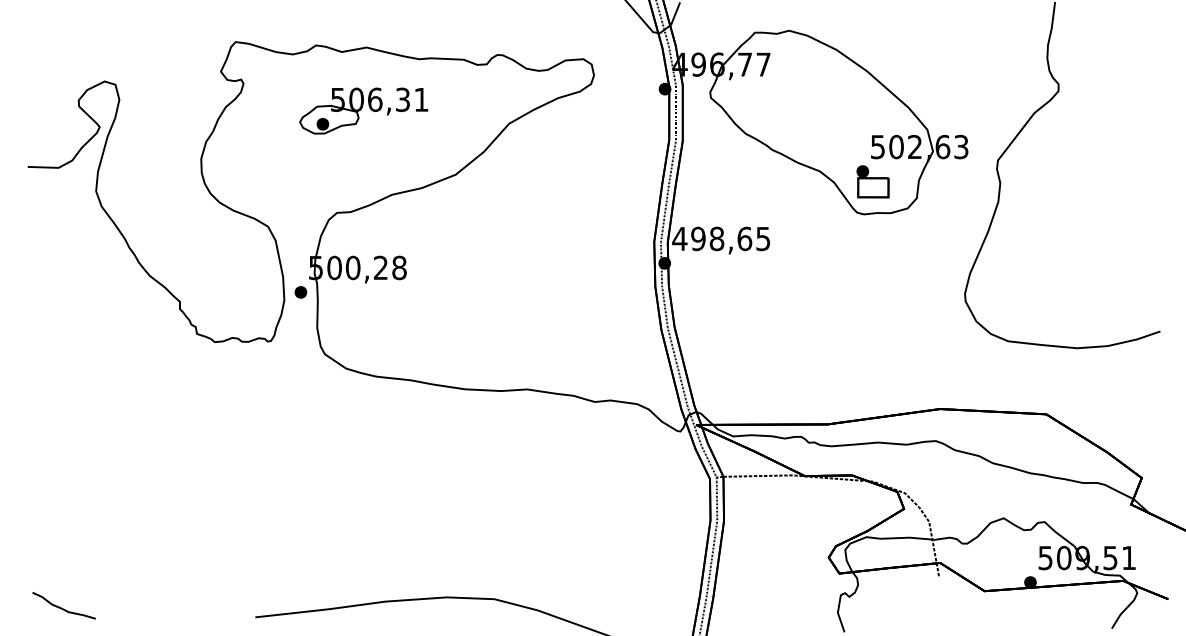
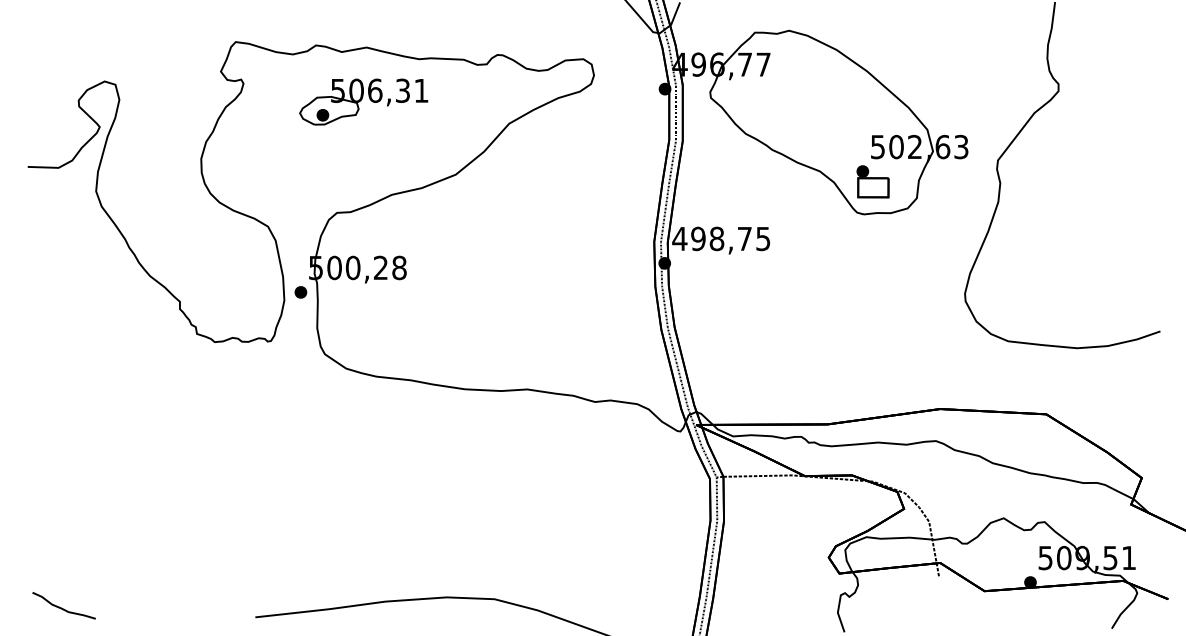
part position: (363, 110) -> (363, 101) (363, 101)
text: 498,65 -> 498,75 (744, 238)
